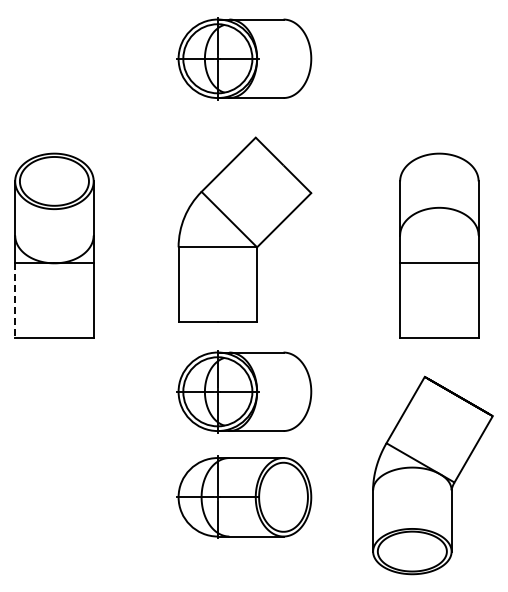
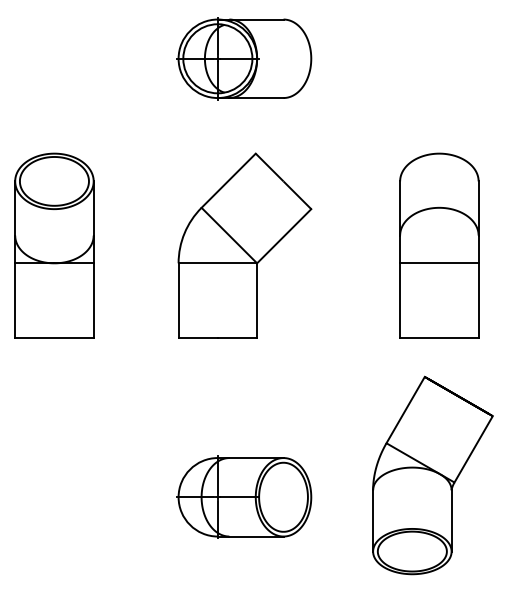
part position: (244, 229) -> (244, 245) (244, 245)
line: dashed -> solid (15, 300)
part: present -> none (244, 391)
